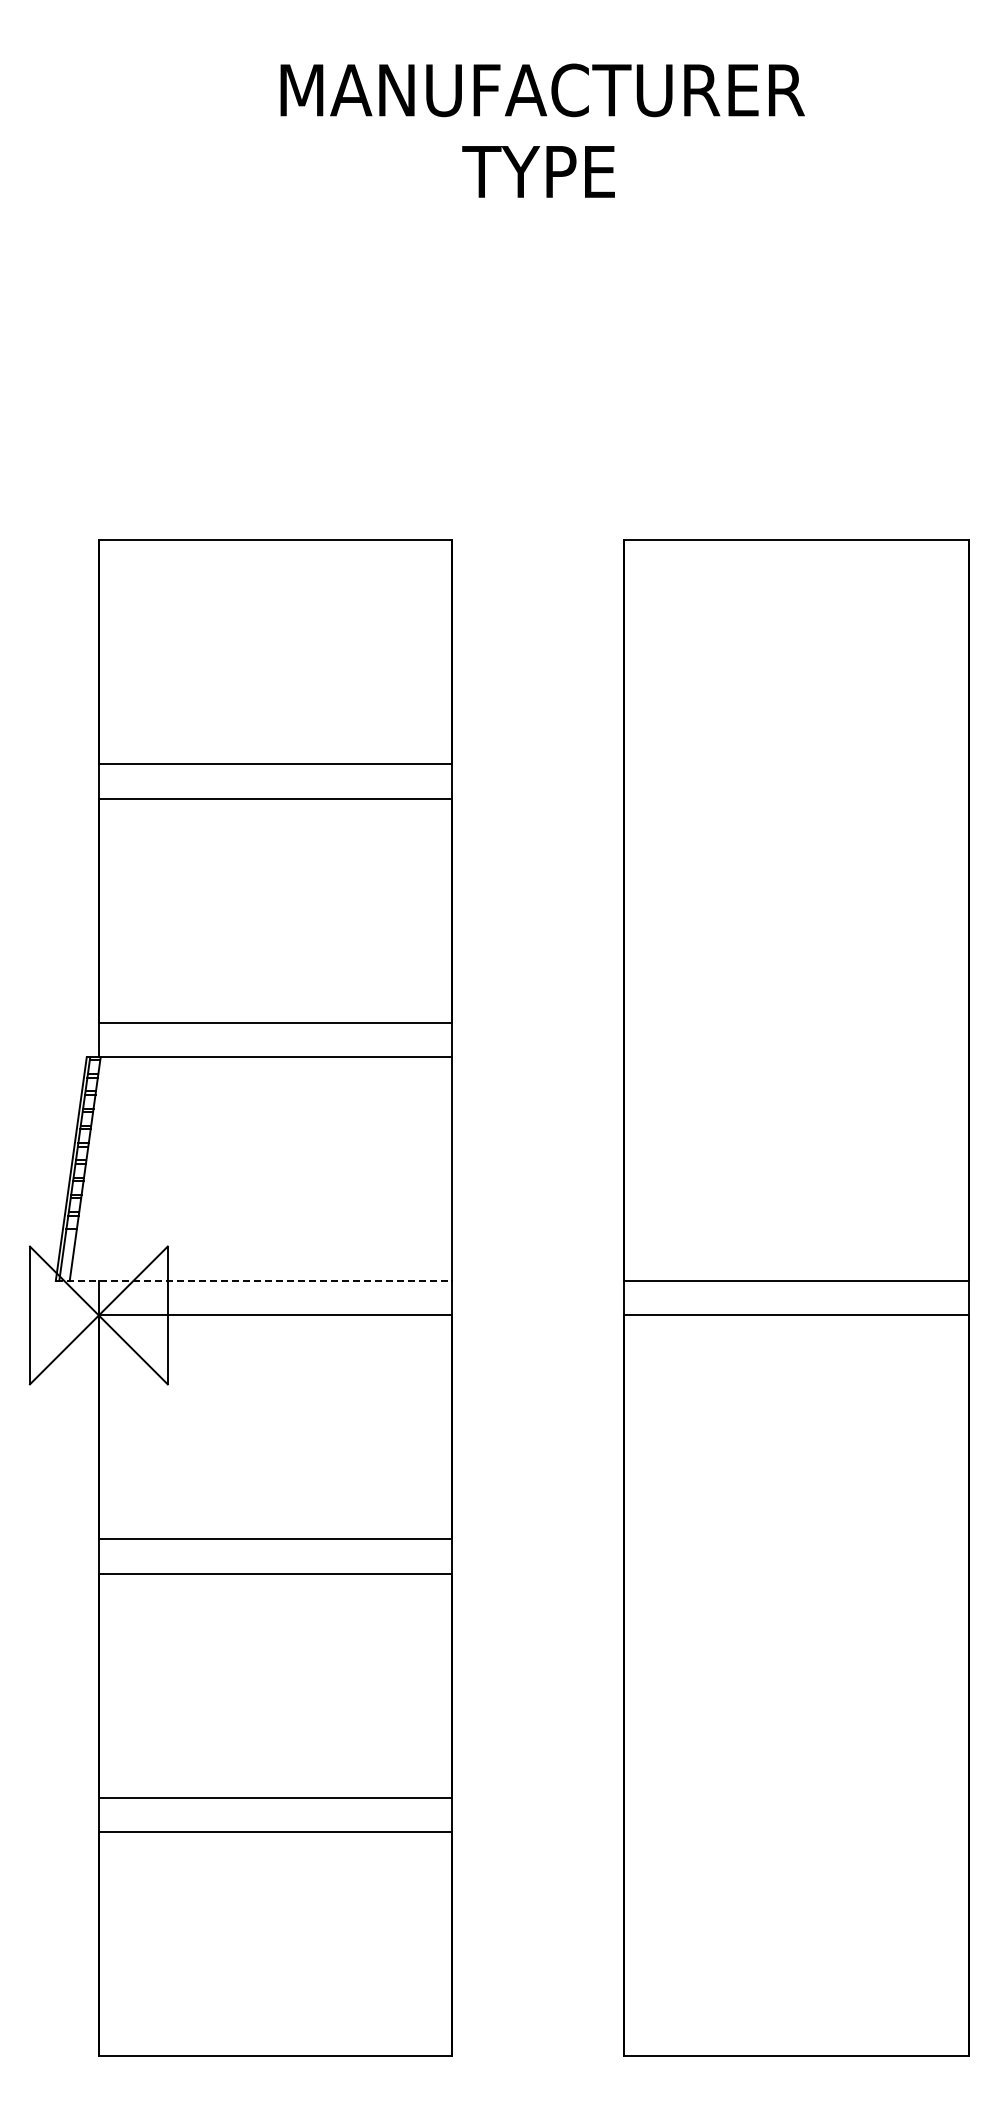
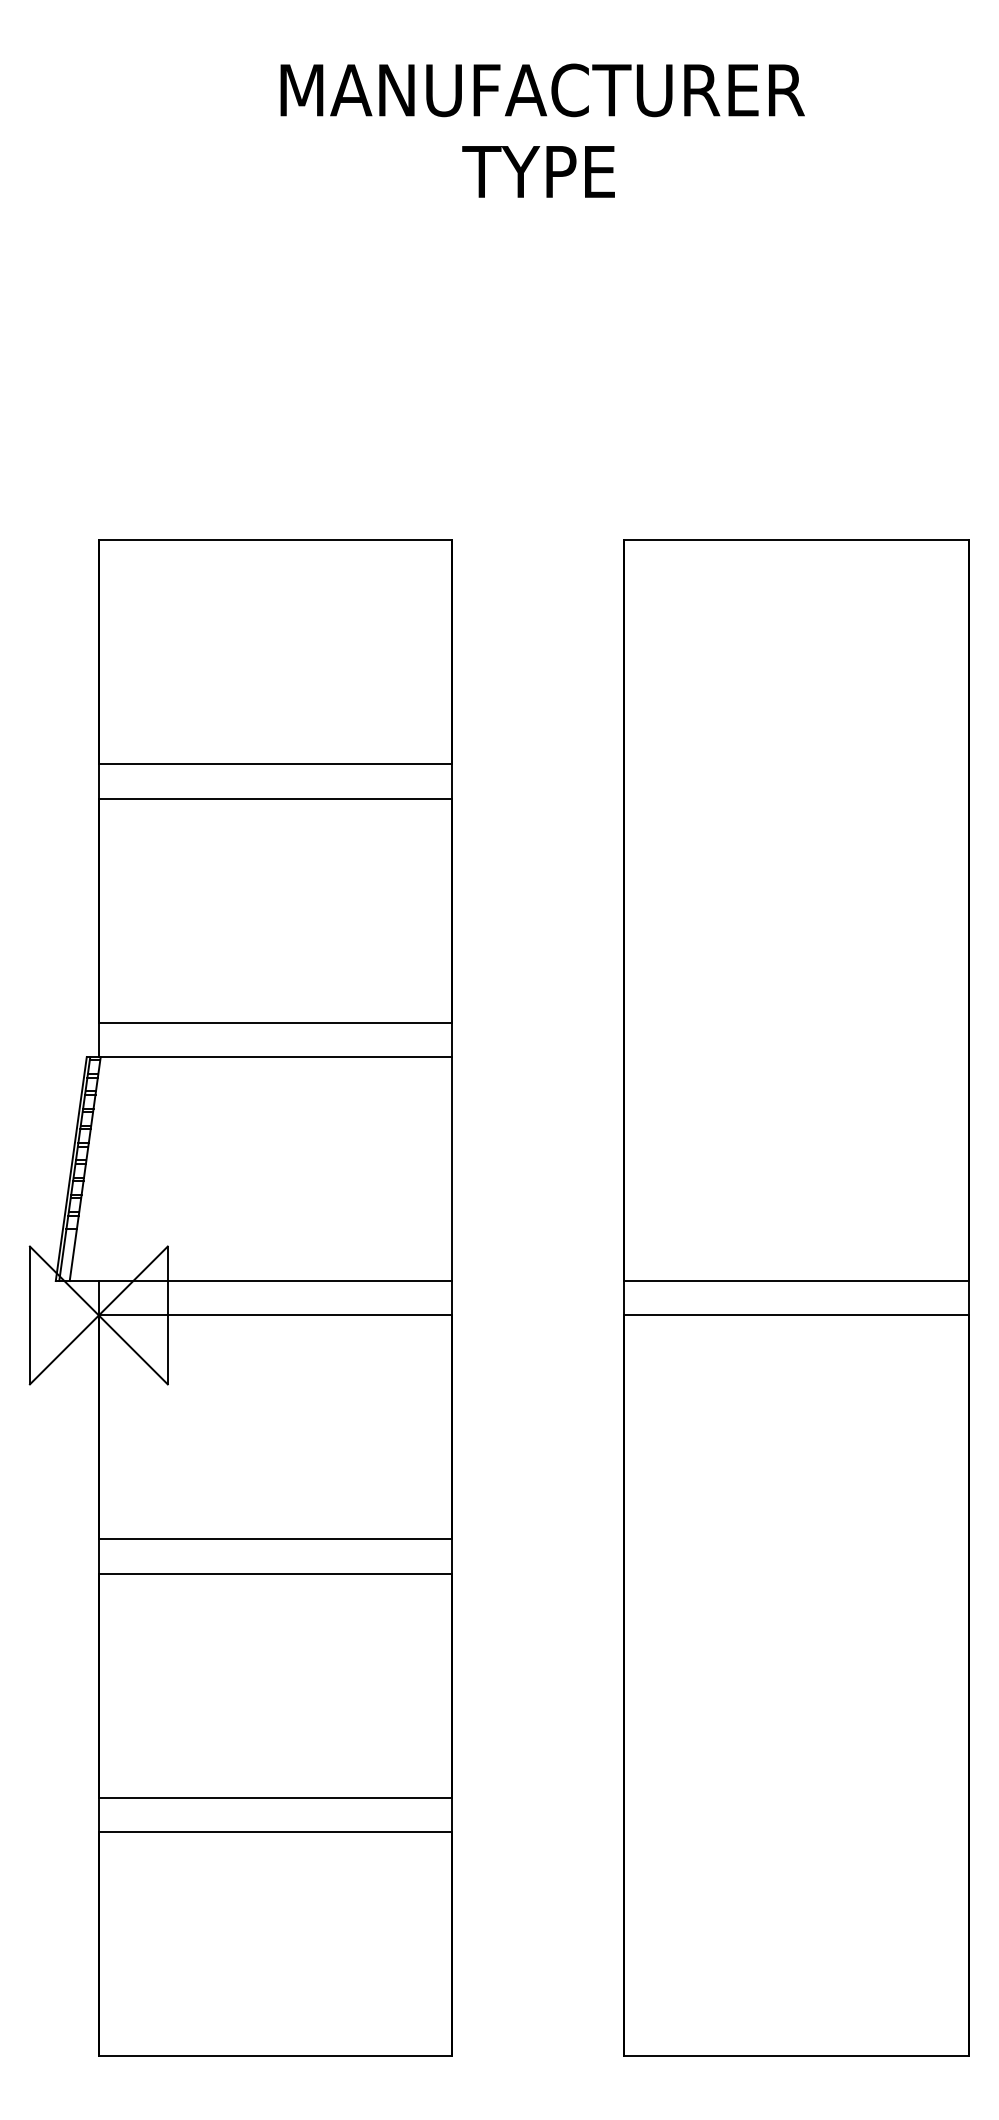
line: dashed -> solid (254, 1281)
